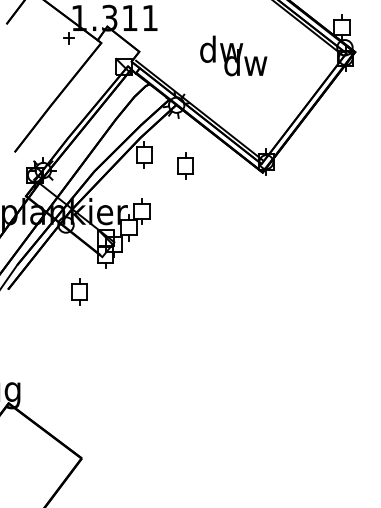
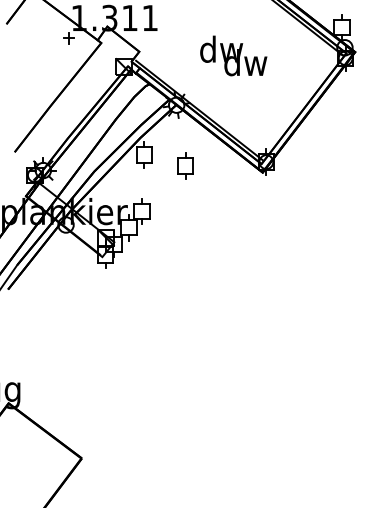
part: present -> none (79, 291)
